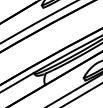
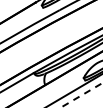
line: solid -> dashed (81, 95)
